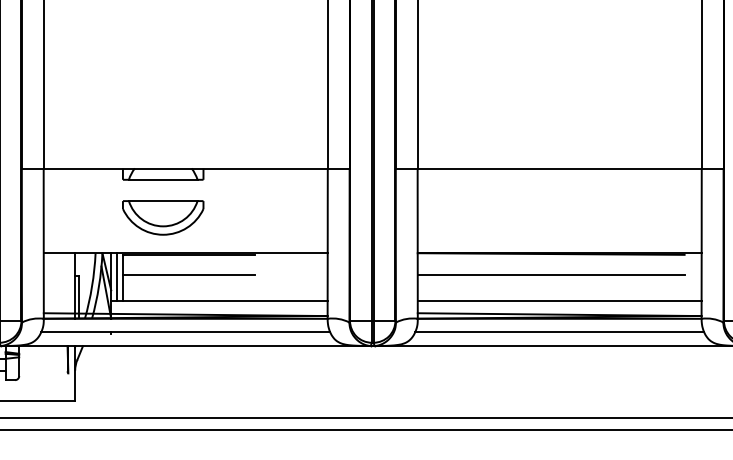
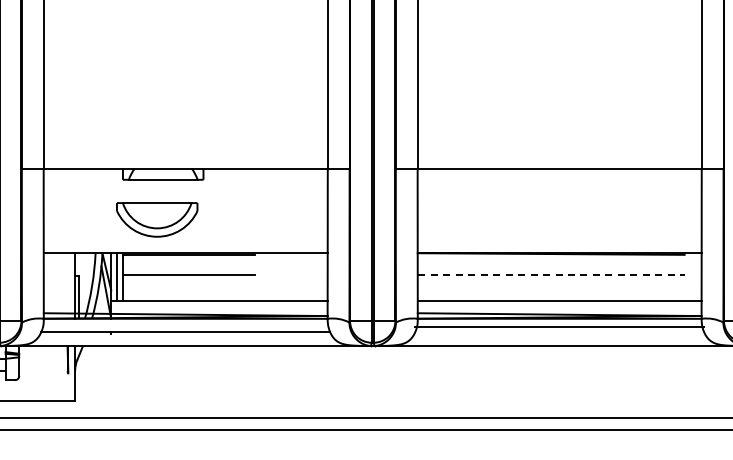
part position: (163, 217) -> (157, 219) (157, 219)
line: solid -> dashed (552, 275)
line position: (559, 332) -> (559, 327) (559, 327)
